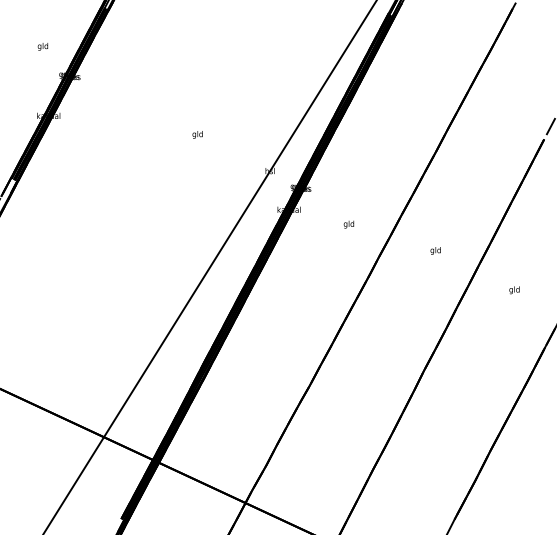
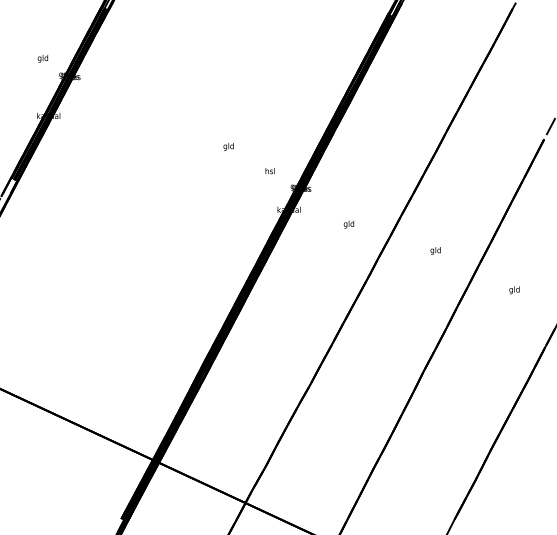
text position: (42, 46) -> (42, 58) (42, 58)
text position: (197, 134) -> (228, 146) (228, 146)
line: present -> none (209, 266)
